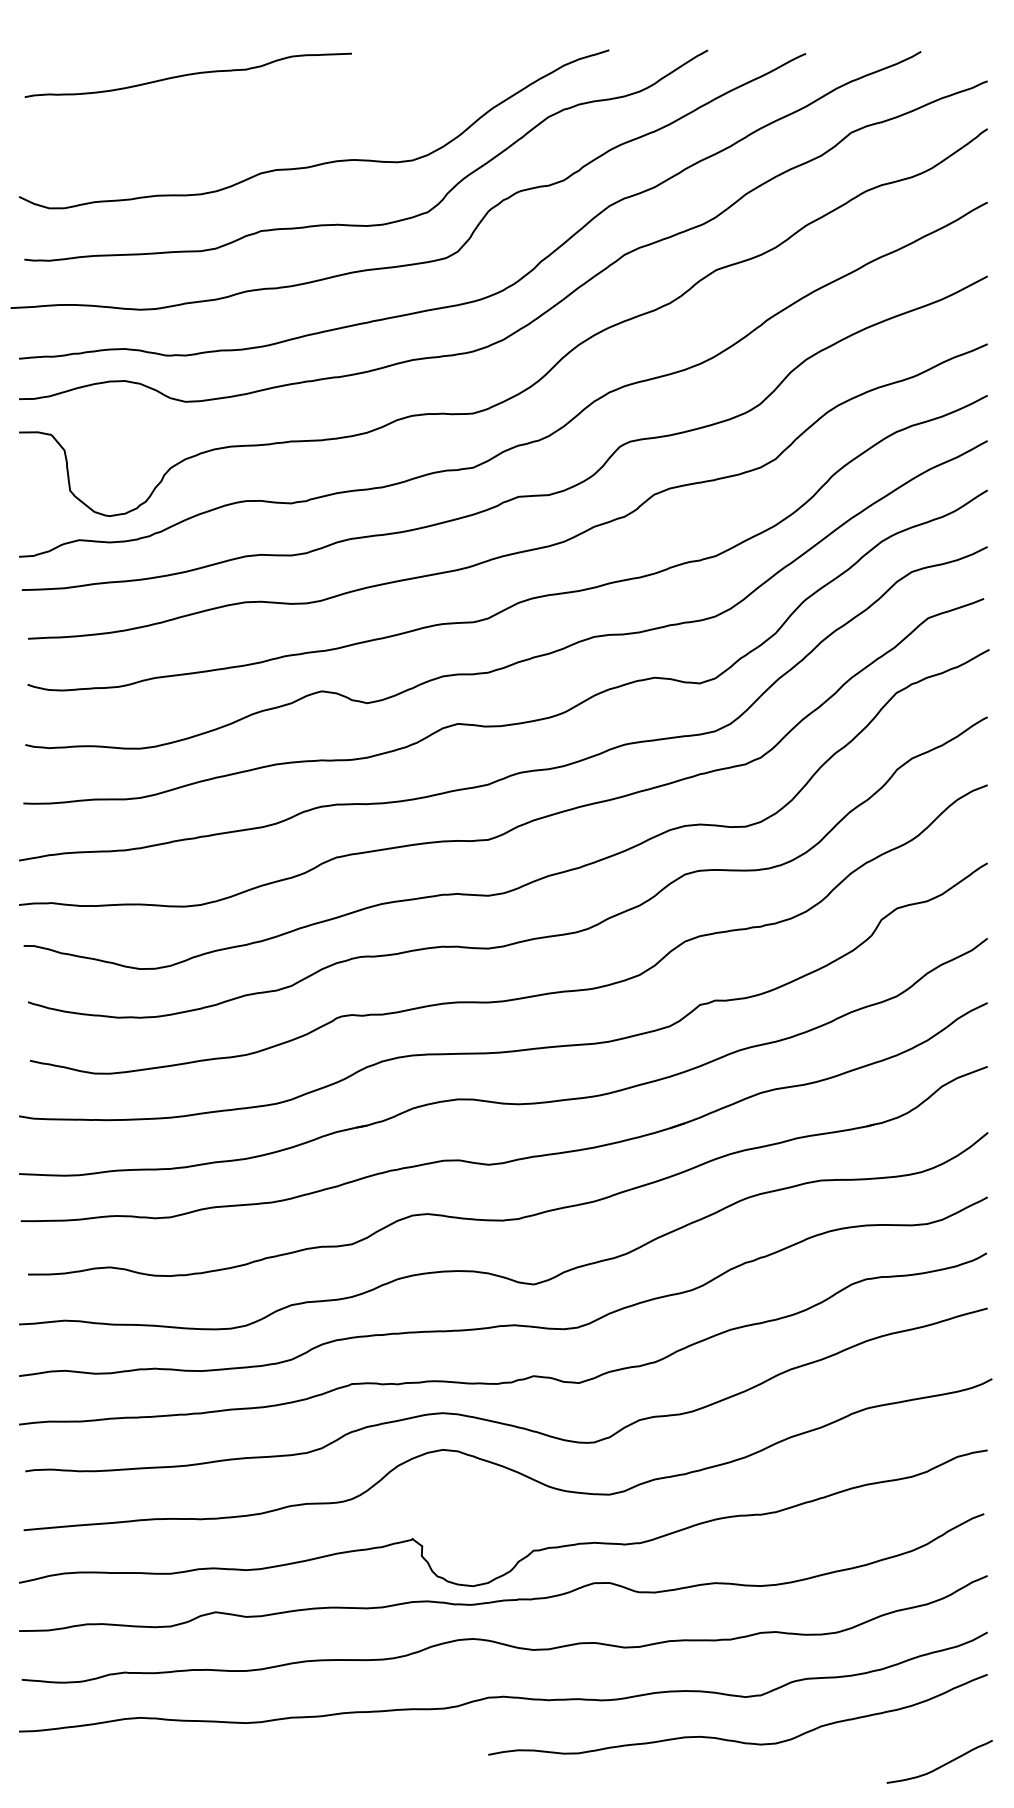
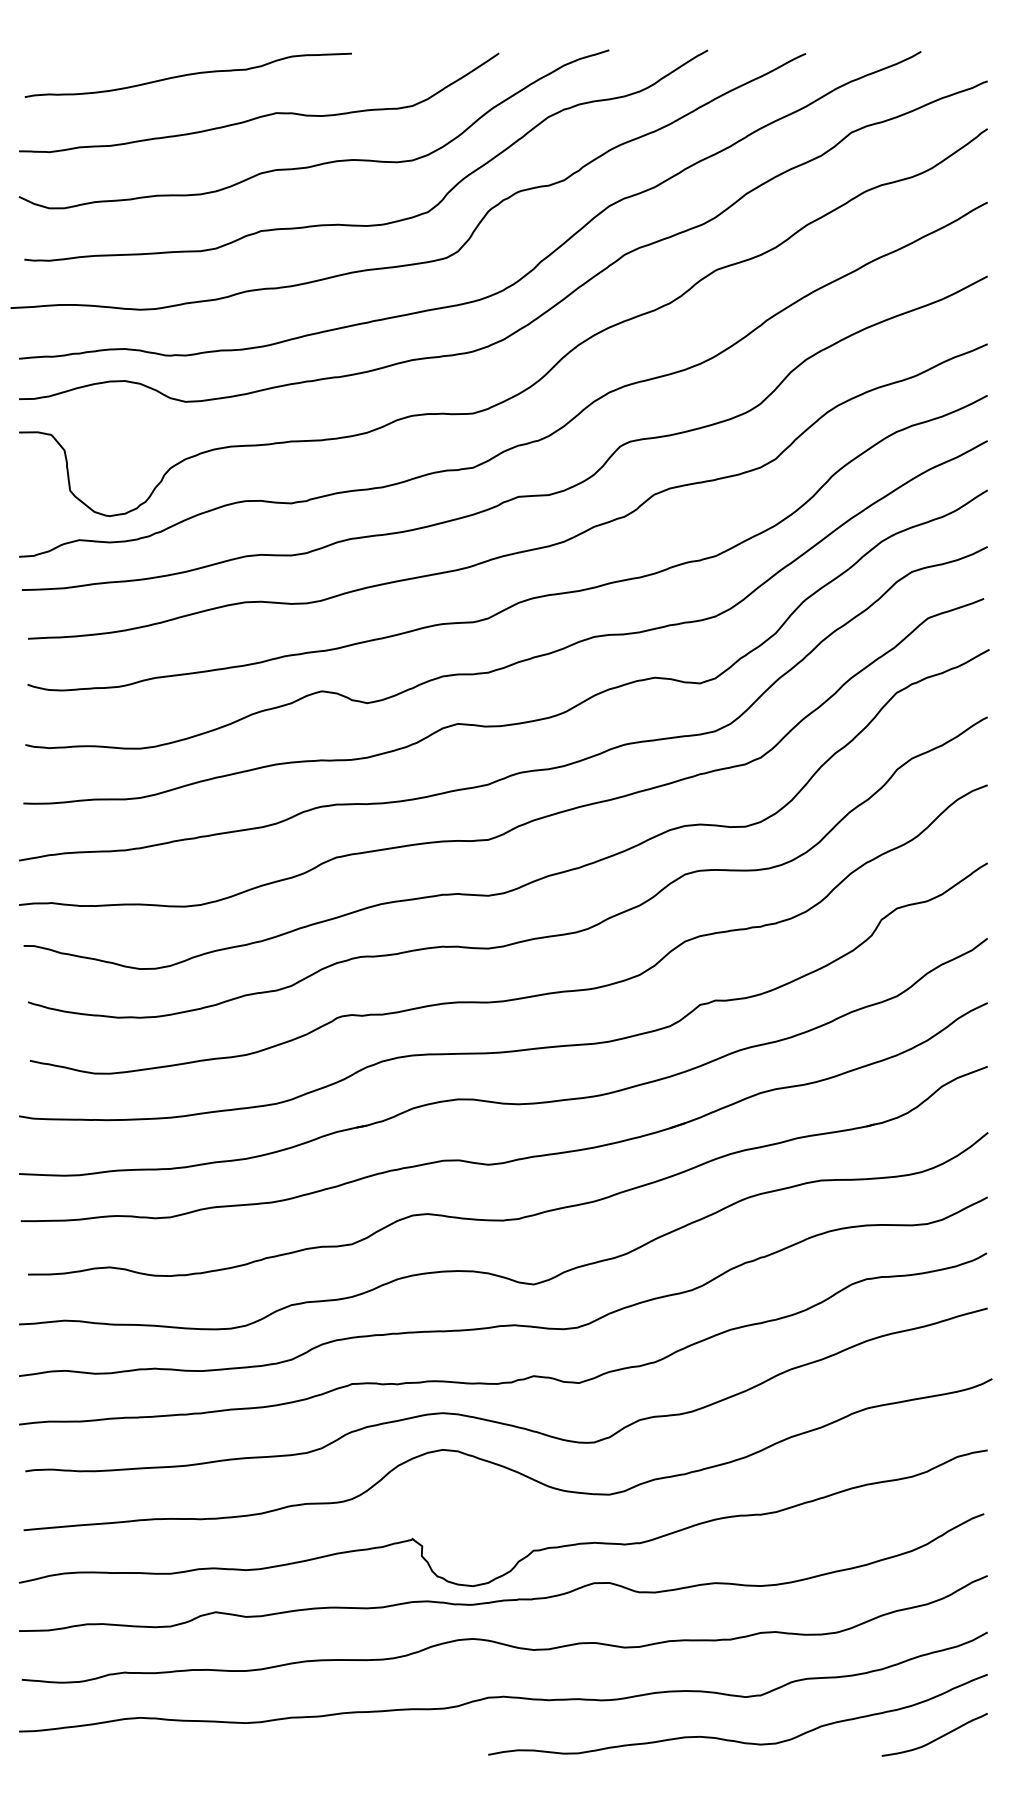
curve: none -> present (261, 115)
curve position: (942, 1764) -> (937, 1737) (937, 1737)
